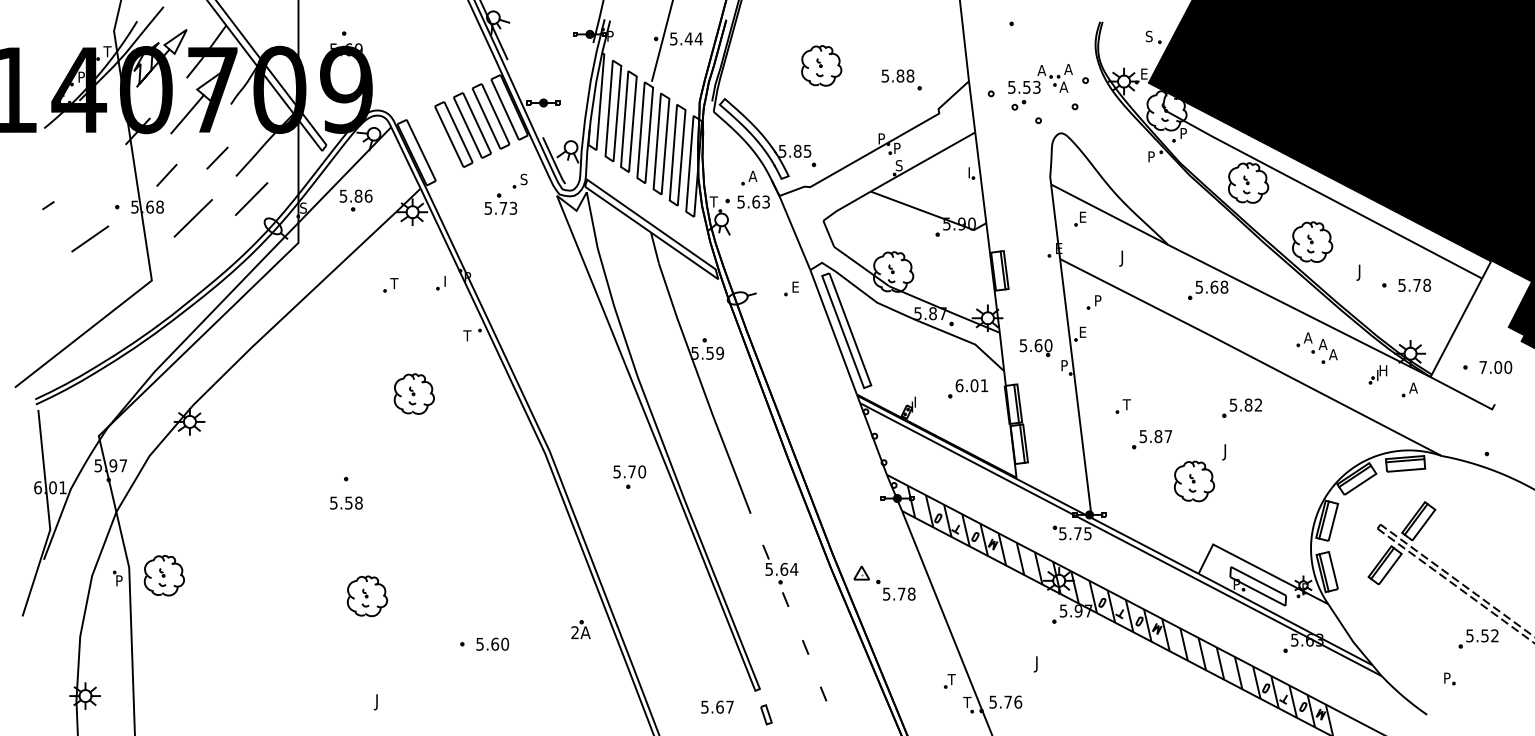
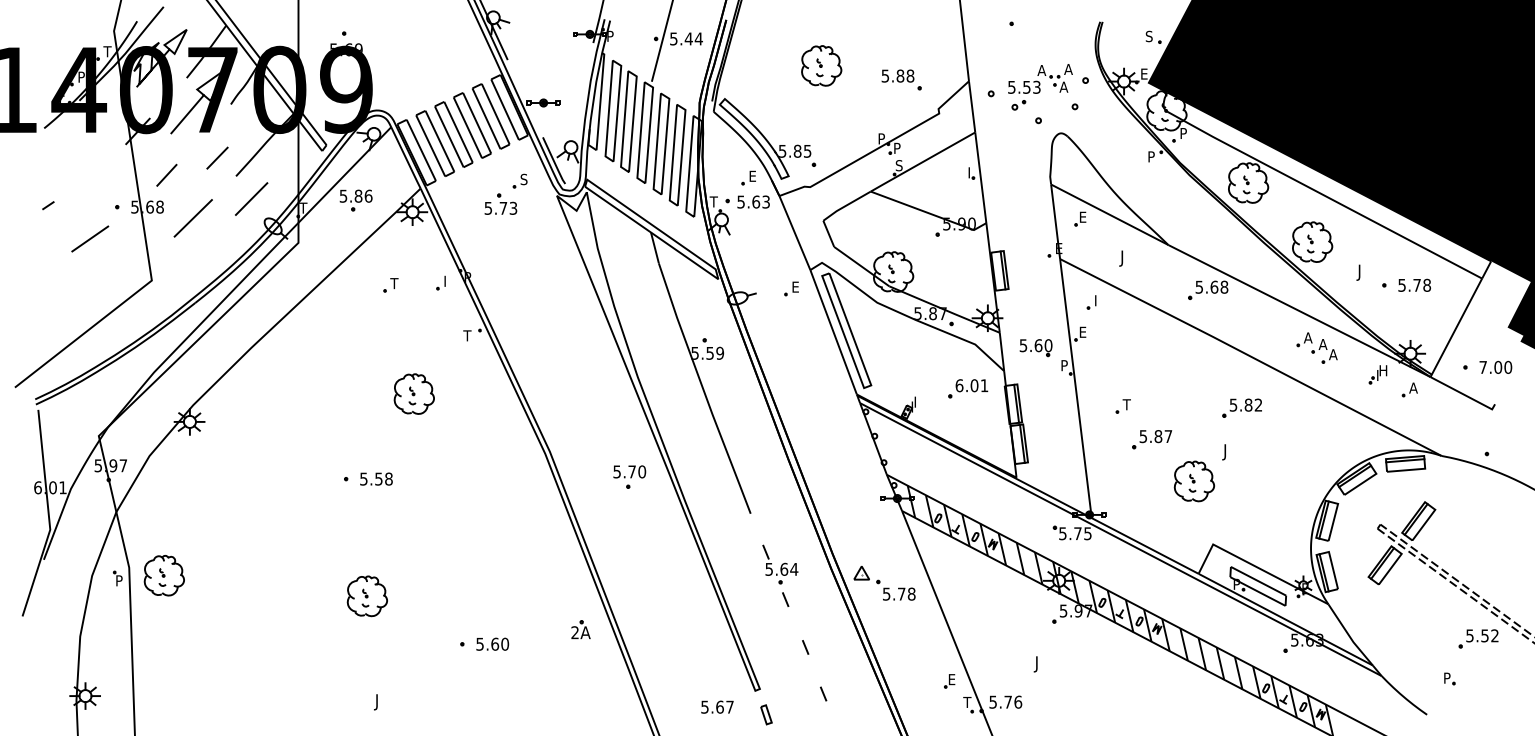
part: none -> present (434, 143)
text: A -> E (752, 175)
text: S -> T (303, 207)
text: P -> I (1098, 298)
text position: (346, 502) -> (376, 478) (376, 478)
text: T -> E (951, 679)
